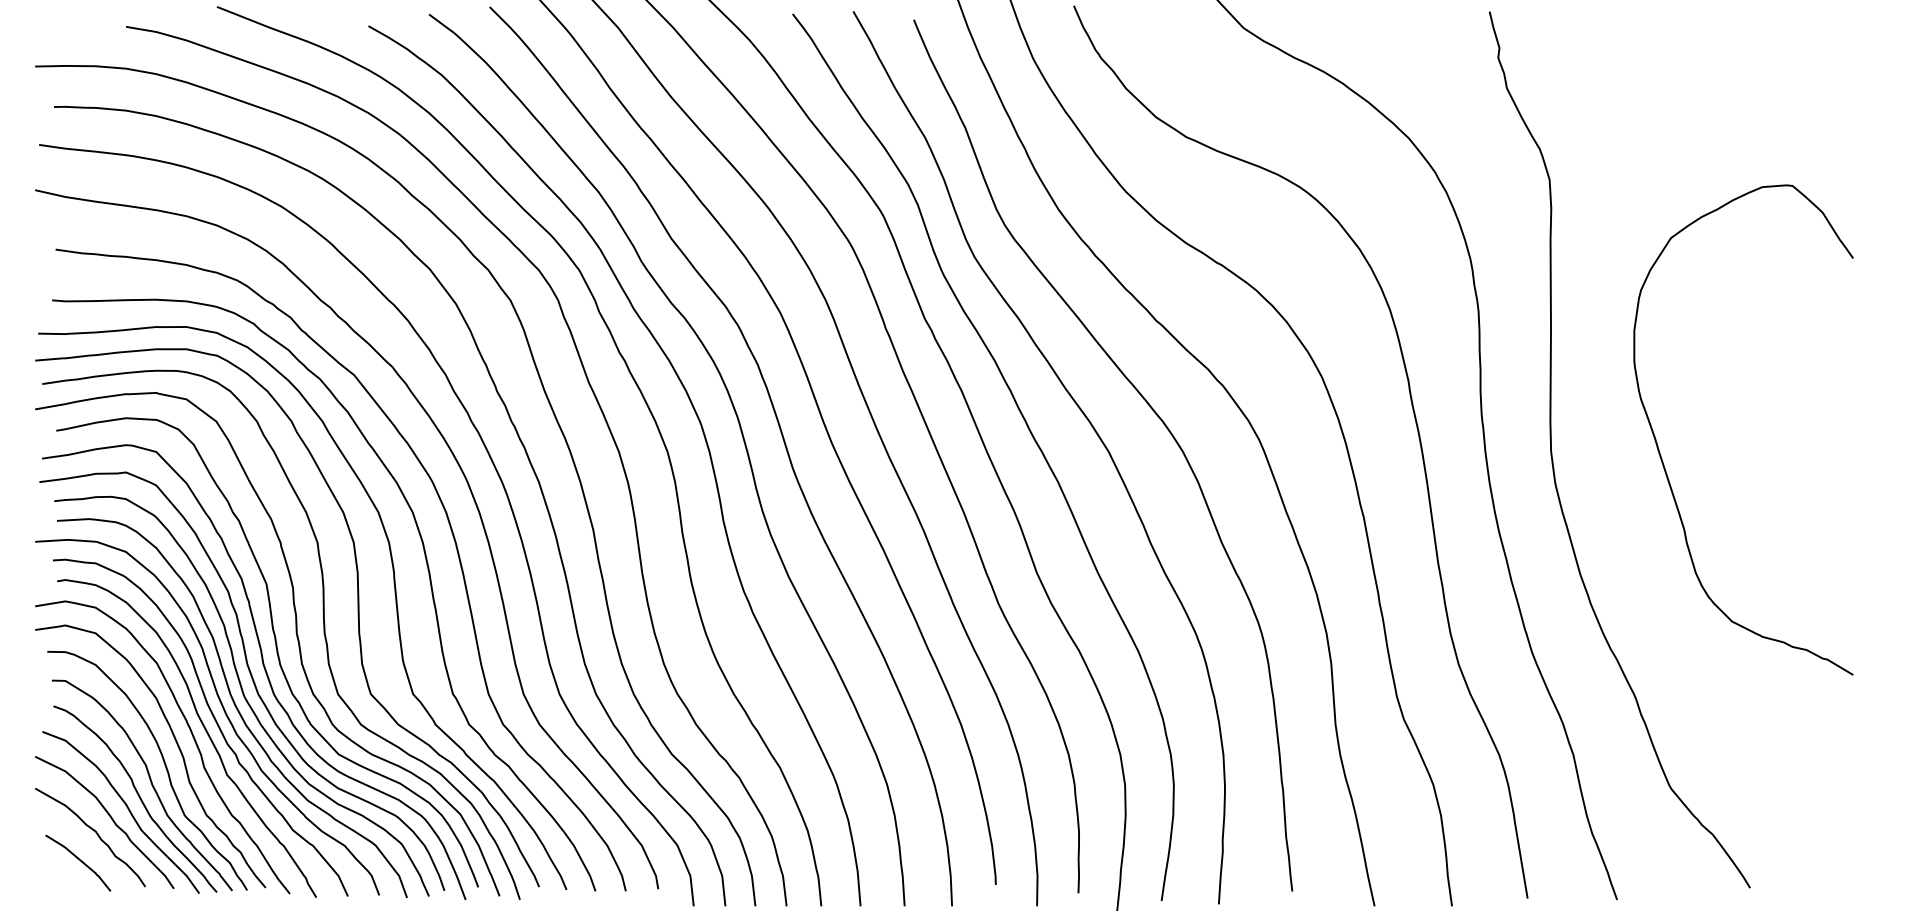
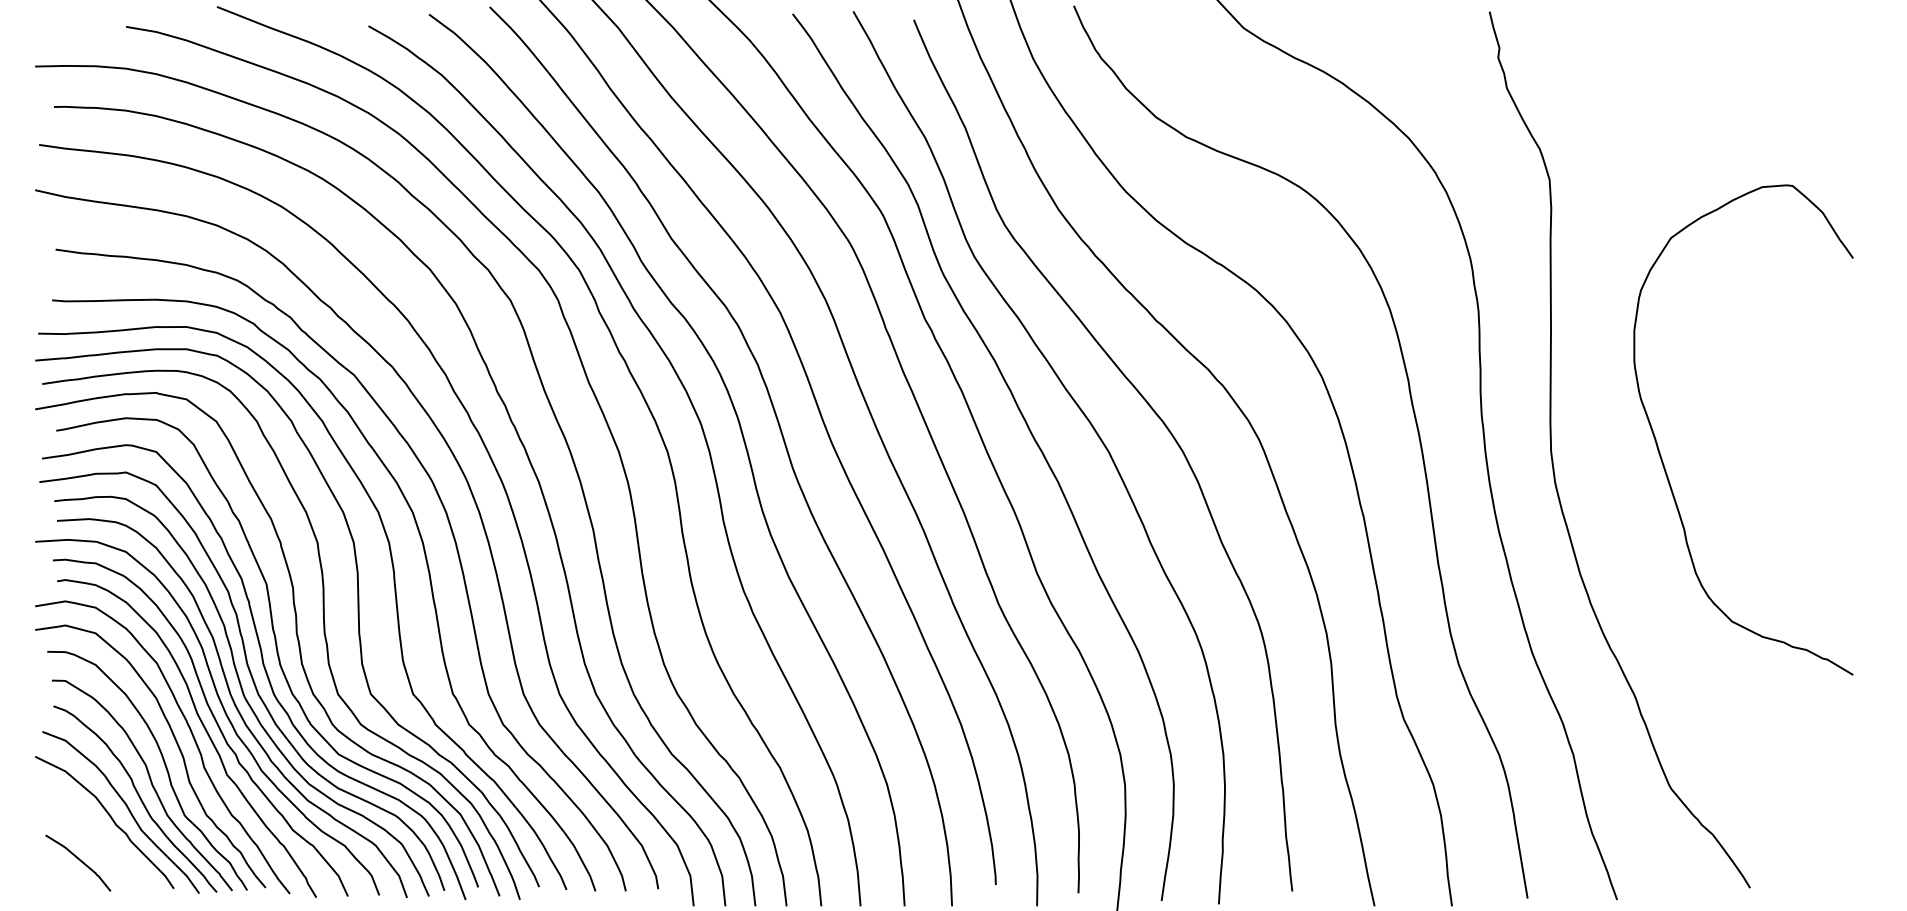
curve: present -> none (93, 831)
